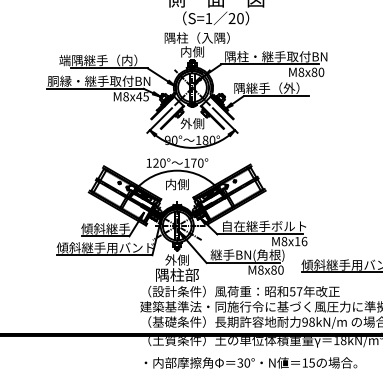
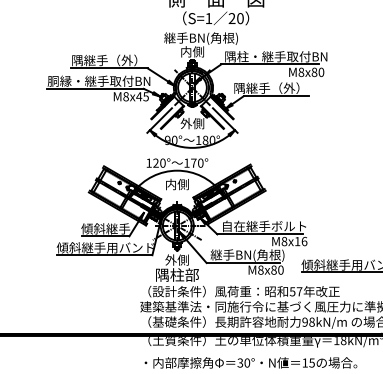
text: 隅柱（入隅） -> 継手BN(角根) (200, 38)
text: 端隅継手（内） -> 隅継手（外） (95, 60)
